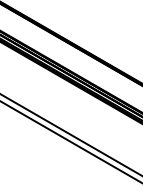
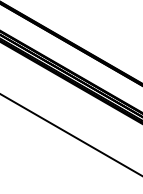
line: present -> none (70, 141)
